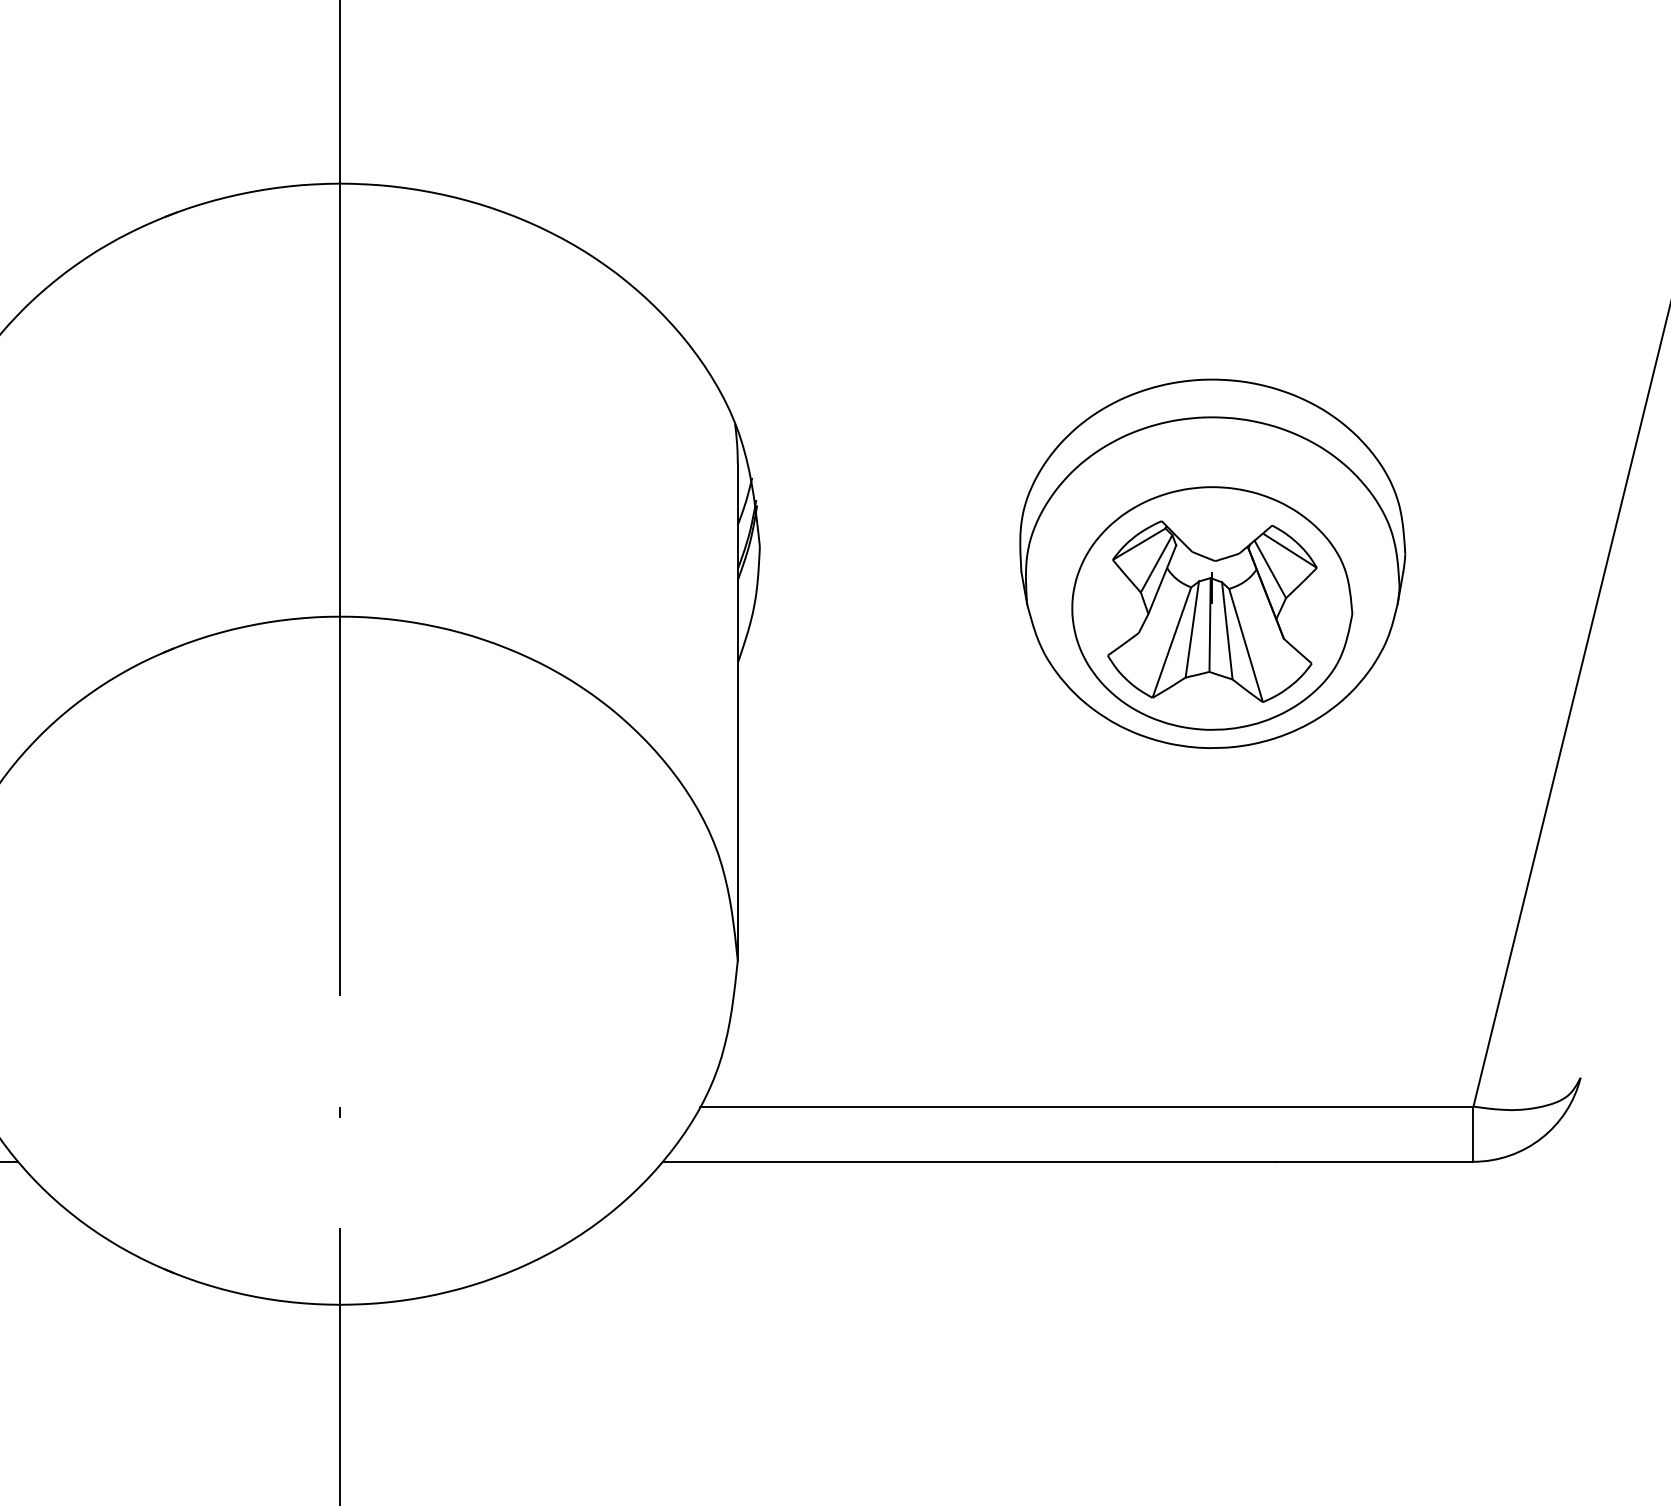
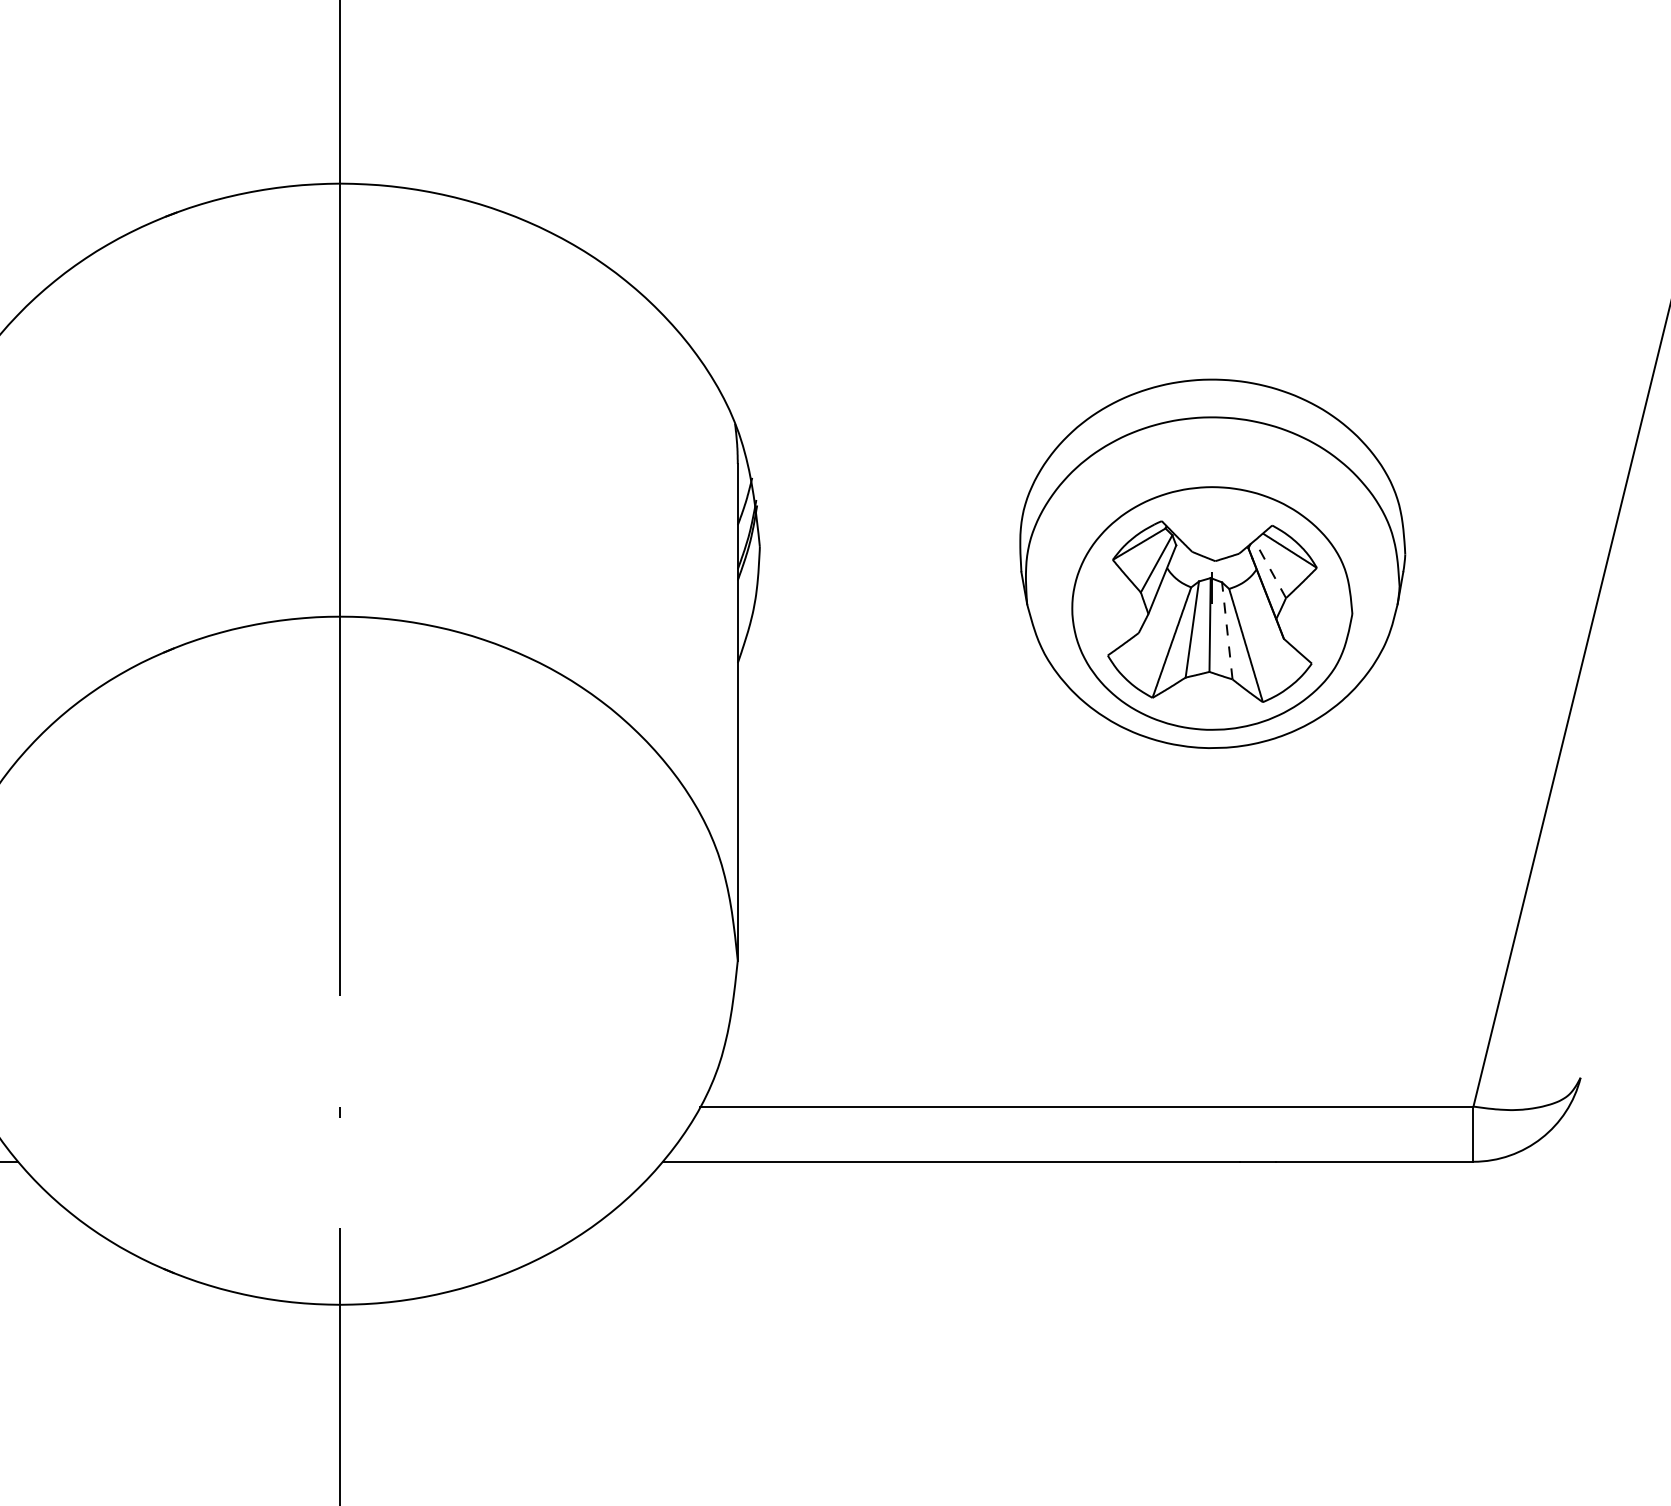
line: solid -> dashed (1270, 569)
line: solid -> dashed (1227, 630)
